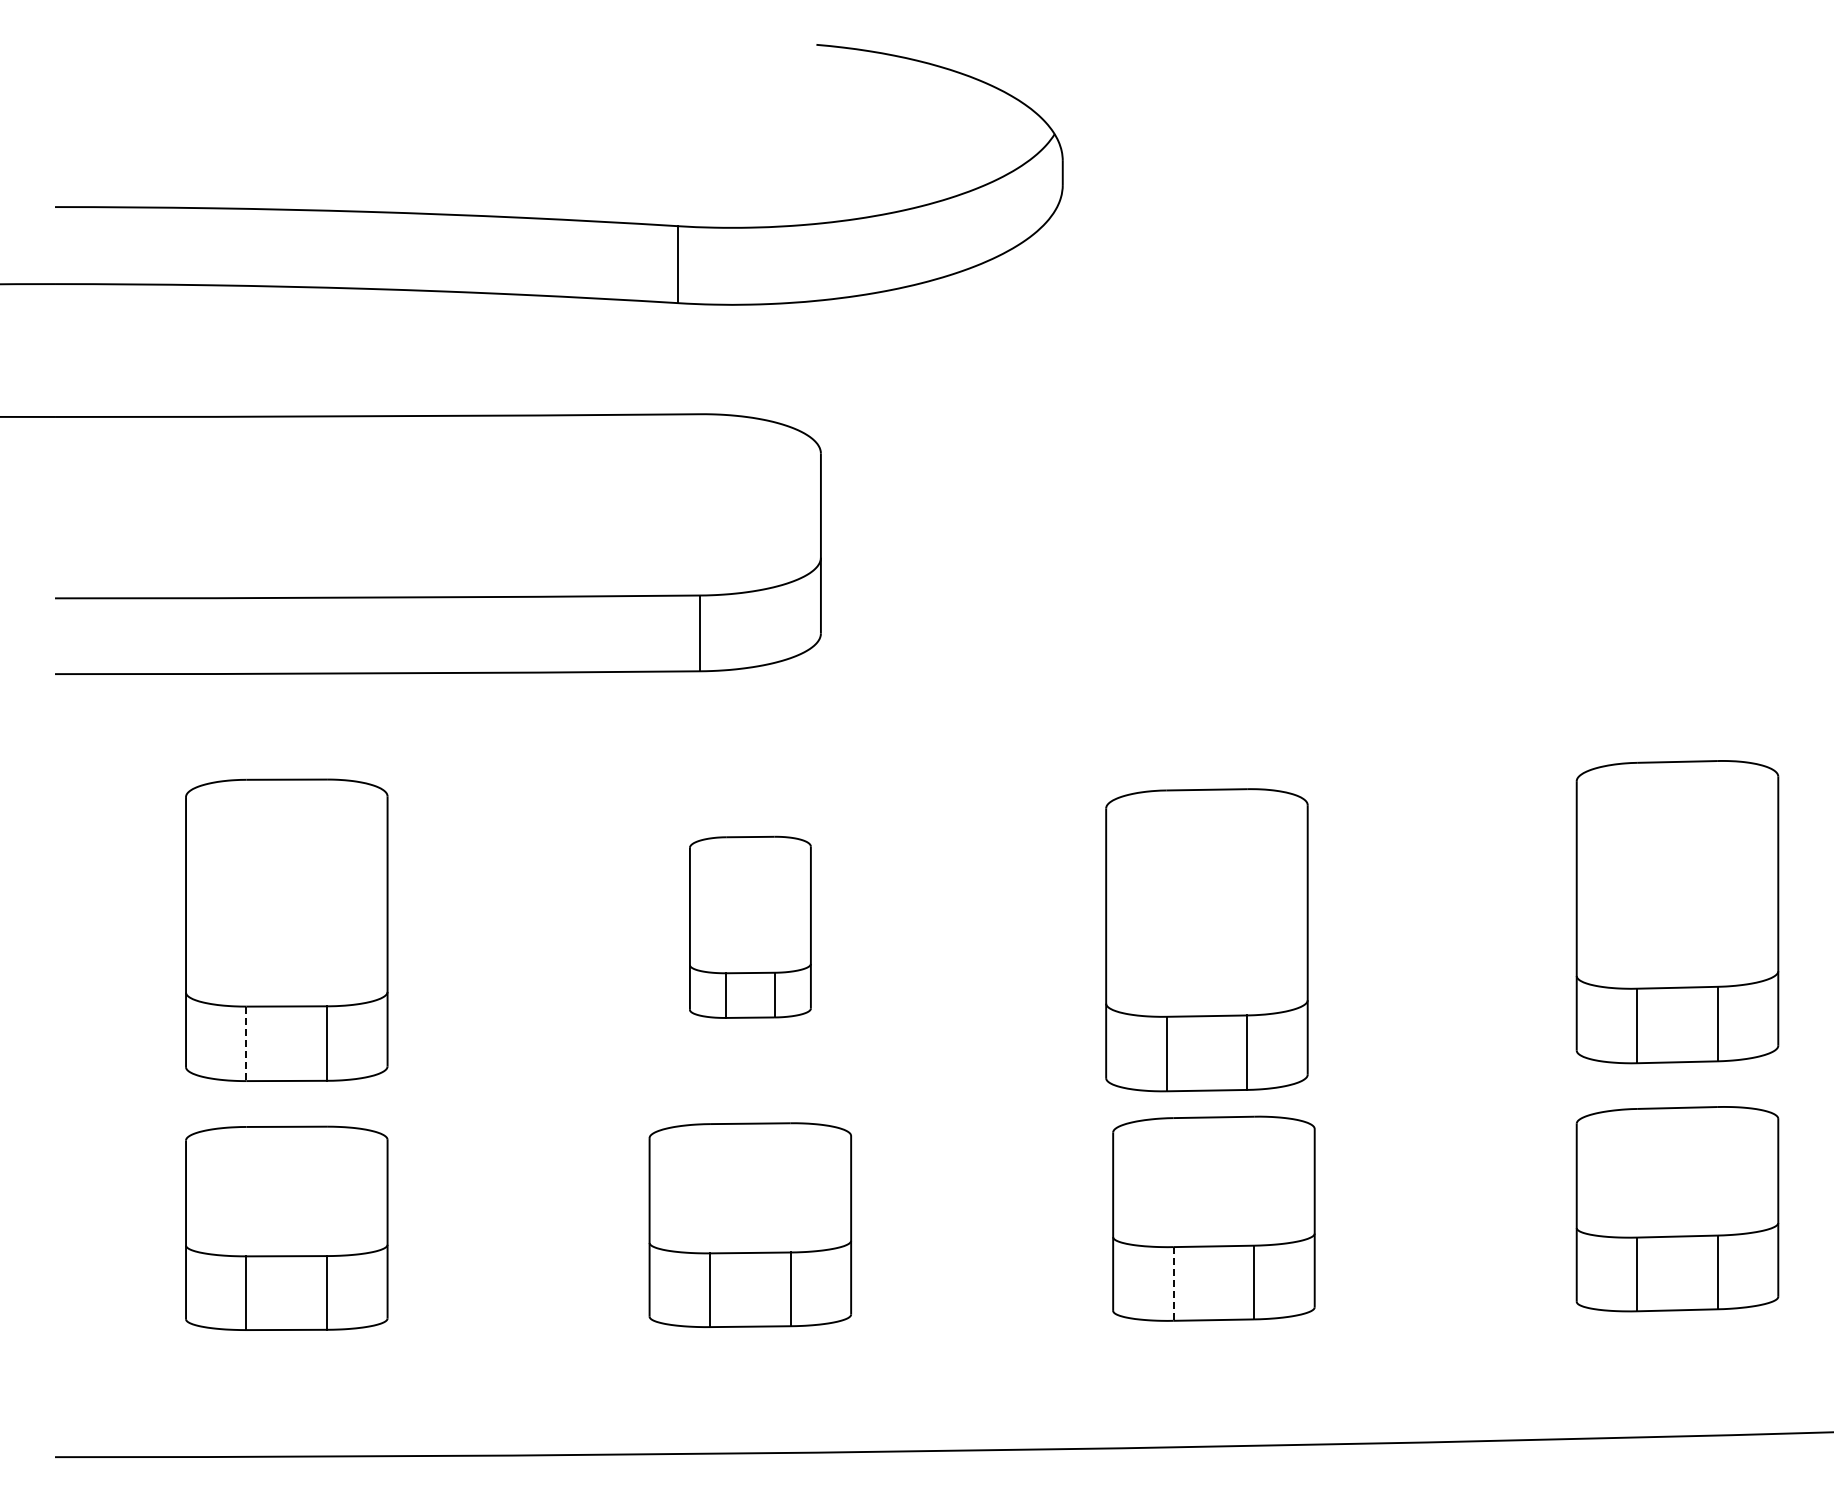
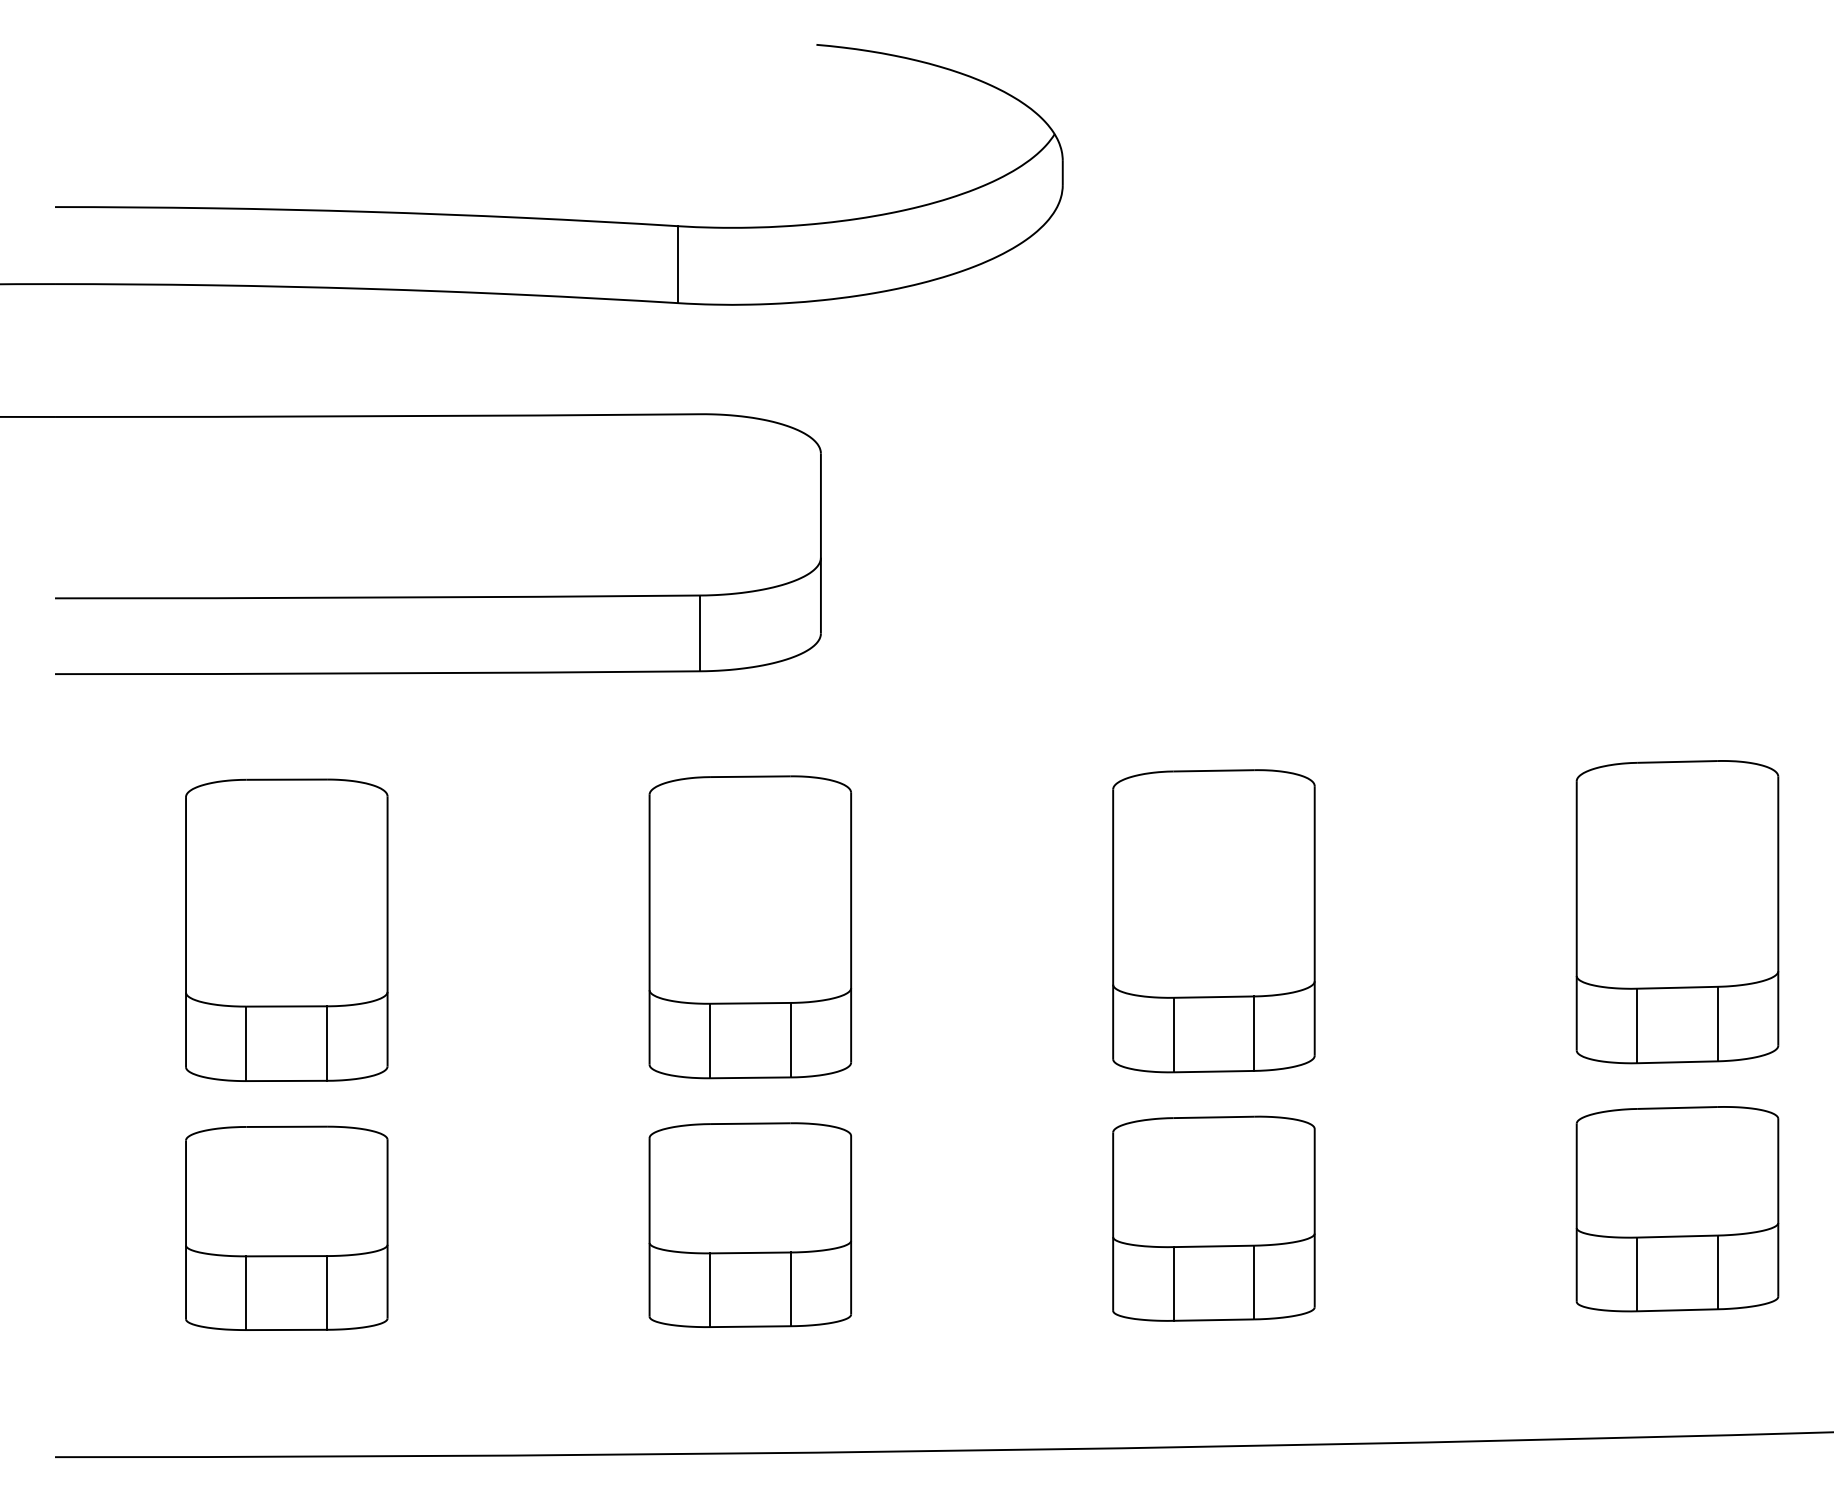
part size: 123x184 px -> 205x305 px (750, 927)
part position: (1206, 940) -> (1213, 921) (1213, 921)
line: dashed -> solid (246, 1044)
line: dashed -> solid (1173, 1283)
